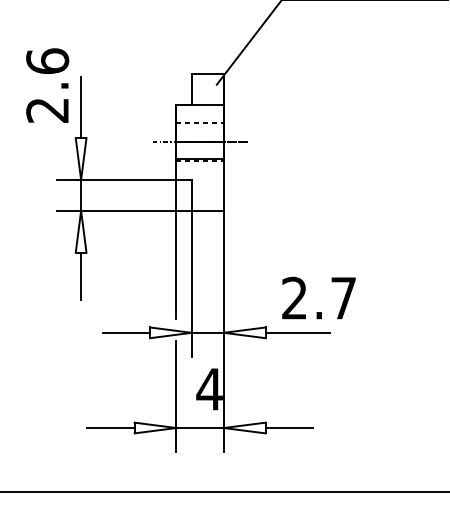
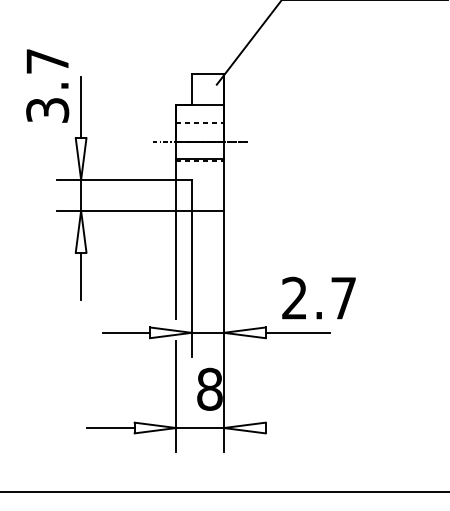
text: 2.6 -> 3.7 (47, 85)
text: 4 -> 8 (209, 388)
line: present -> none (289, 428)
